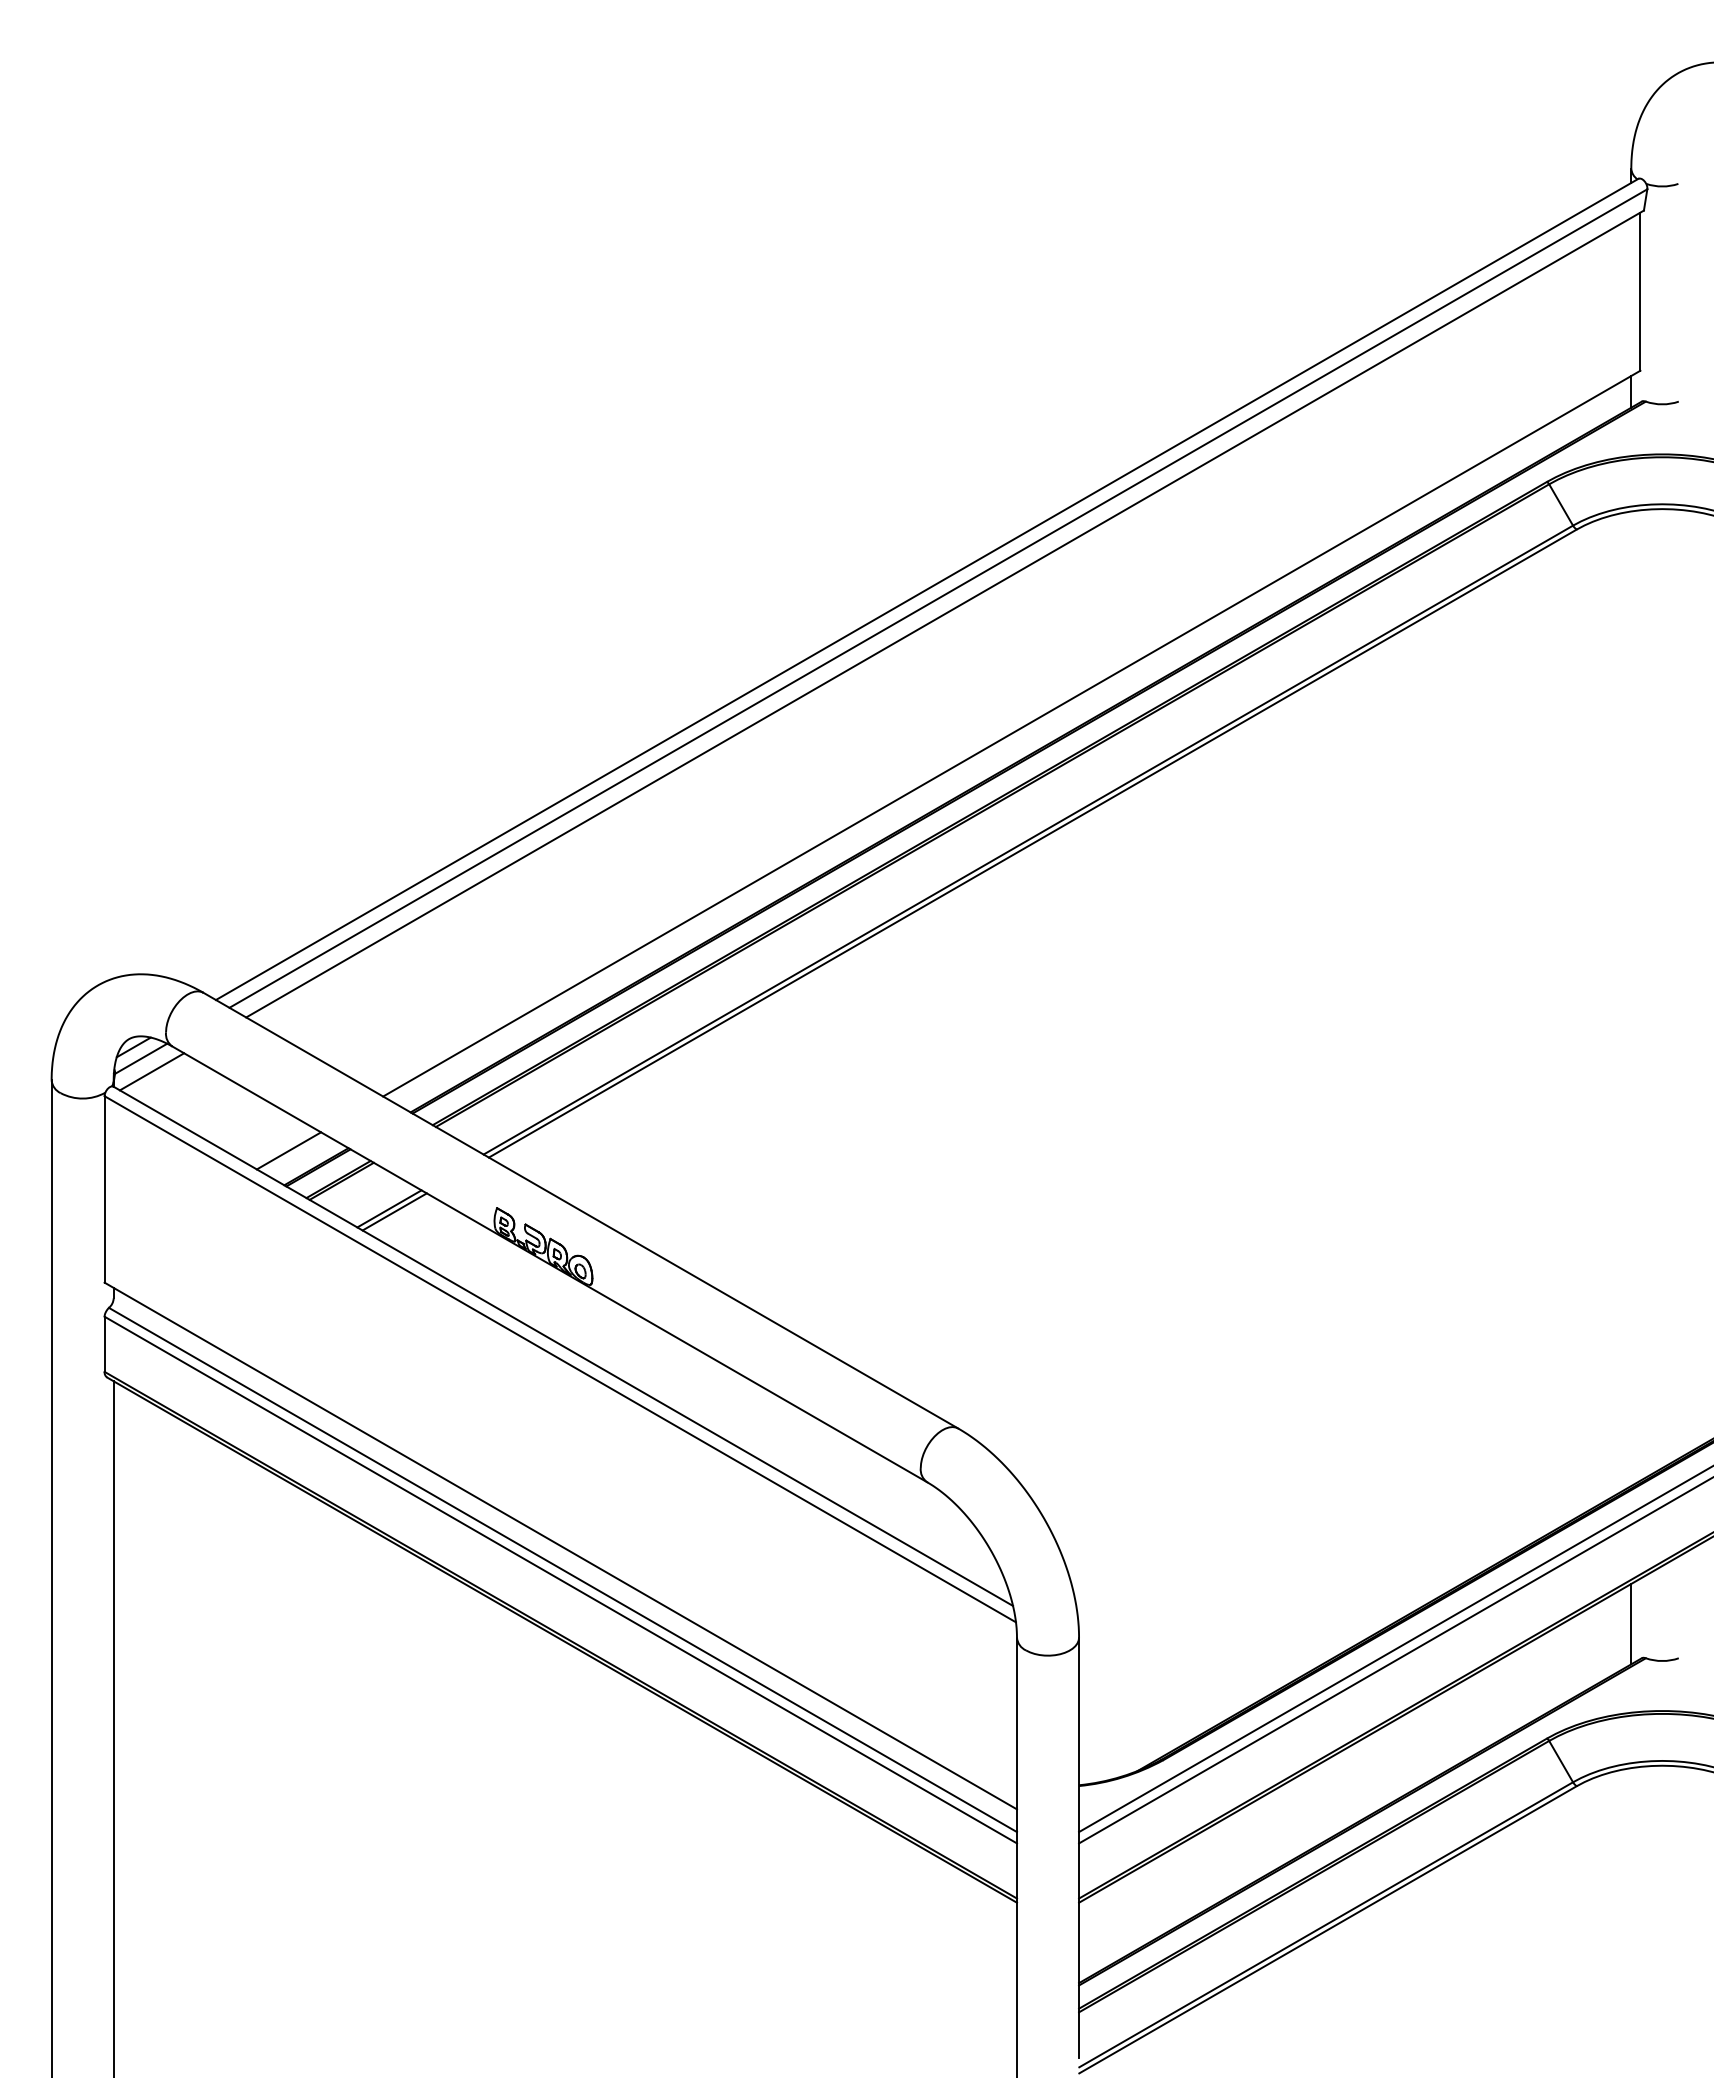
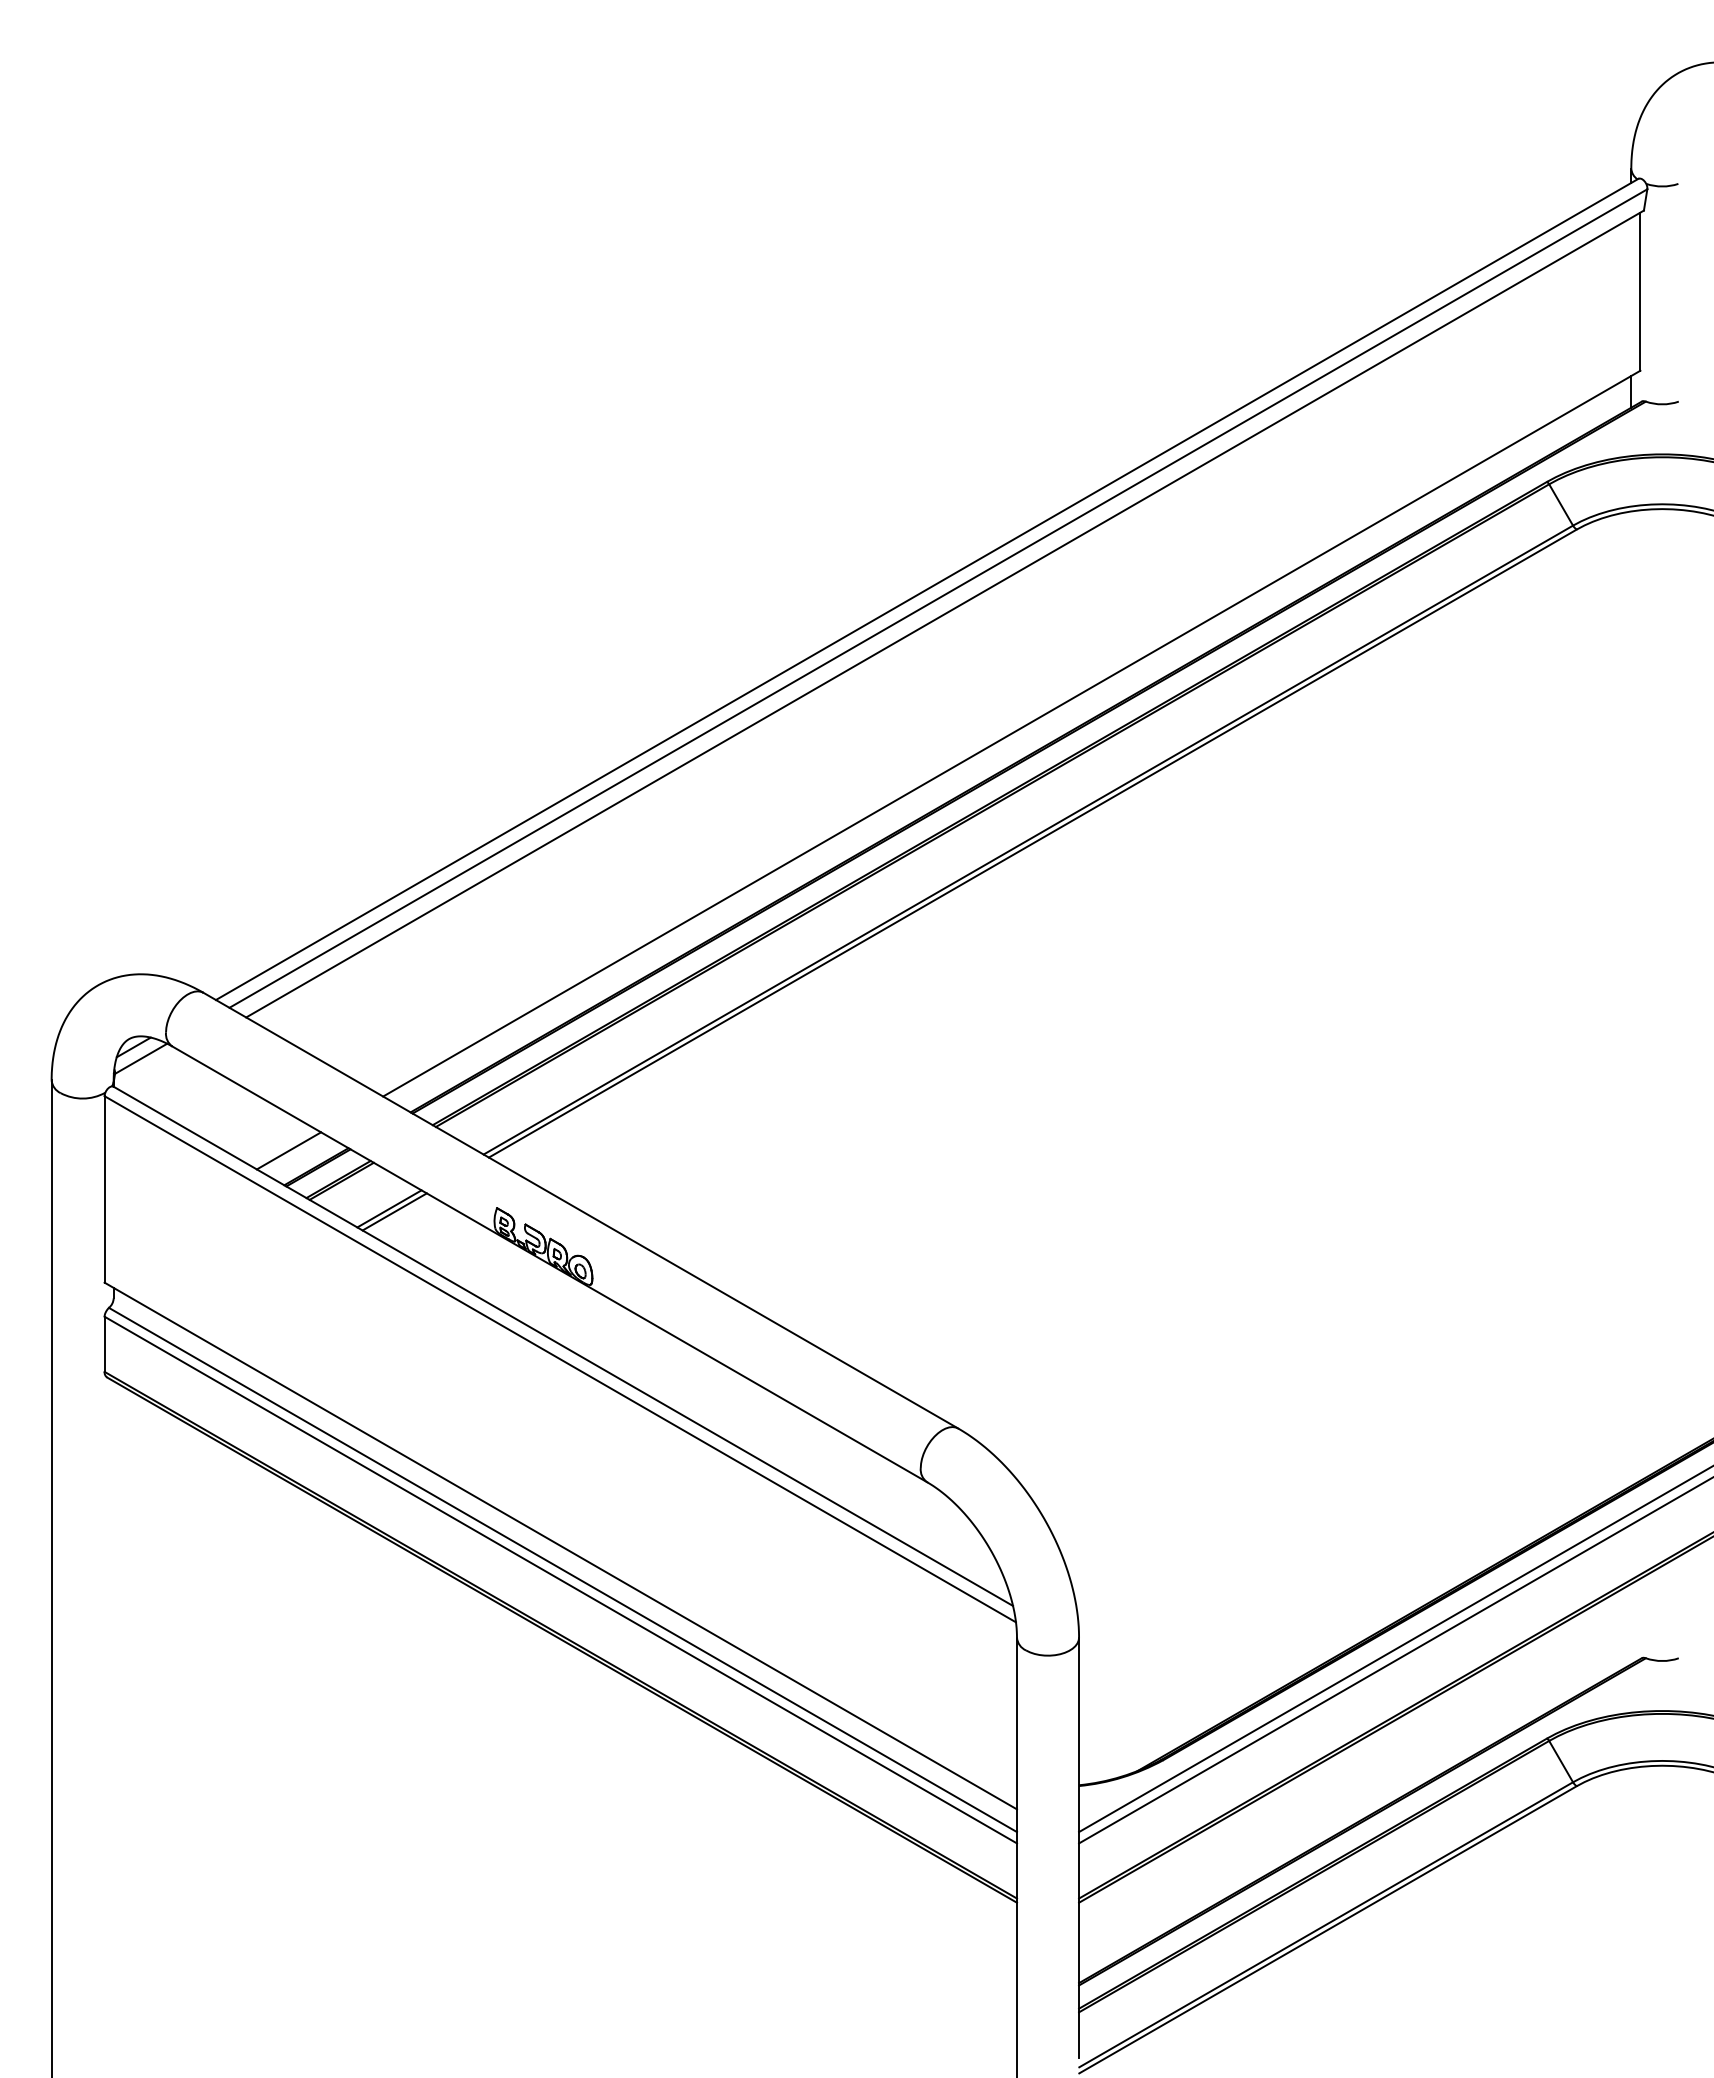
line: present -> none (151, 1071)
line: present -> none (1631, 1623)
line: present -> none (113, 1727)
